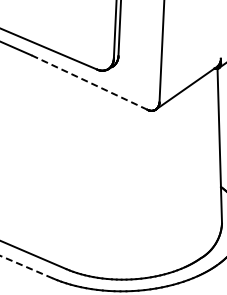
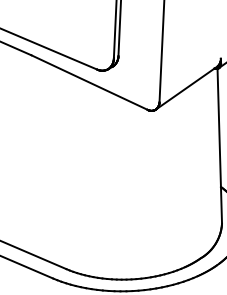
line: dashed -> solid (89, 82)
line: dashed -> solid (26, 267)
